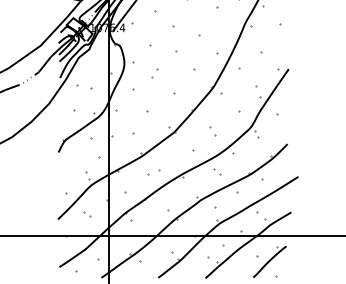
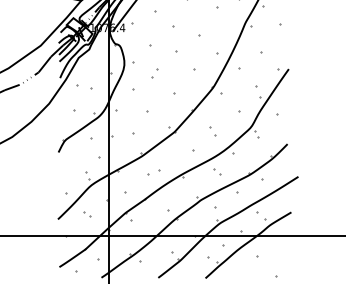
part: present -> none (269, 261)
